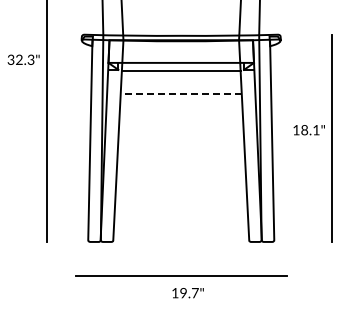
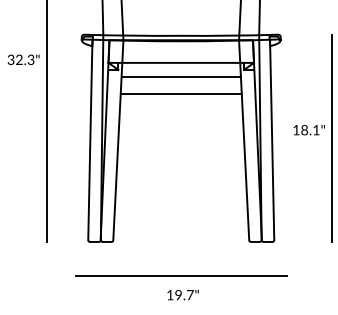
line position: (180, 71) -> (180, 77) (180, 77)
line: dashed -> solid (181, 93)
text position: (187, 293) -> (182, 295) (182, 295)
